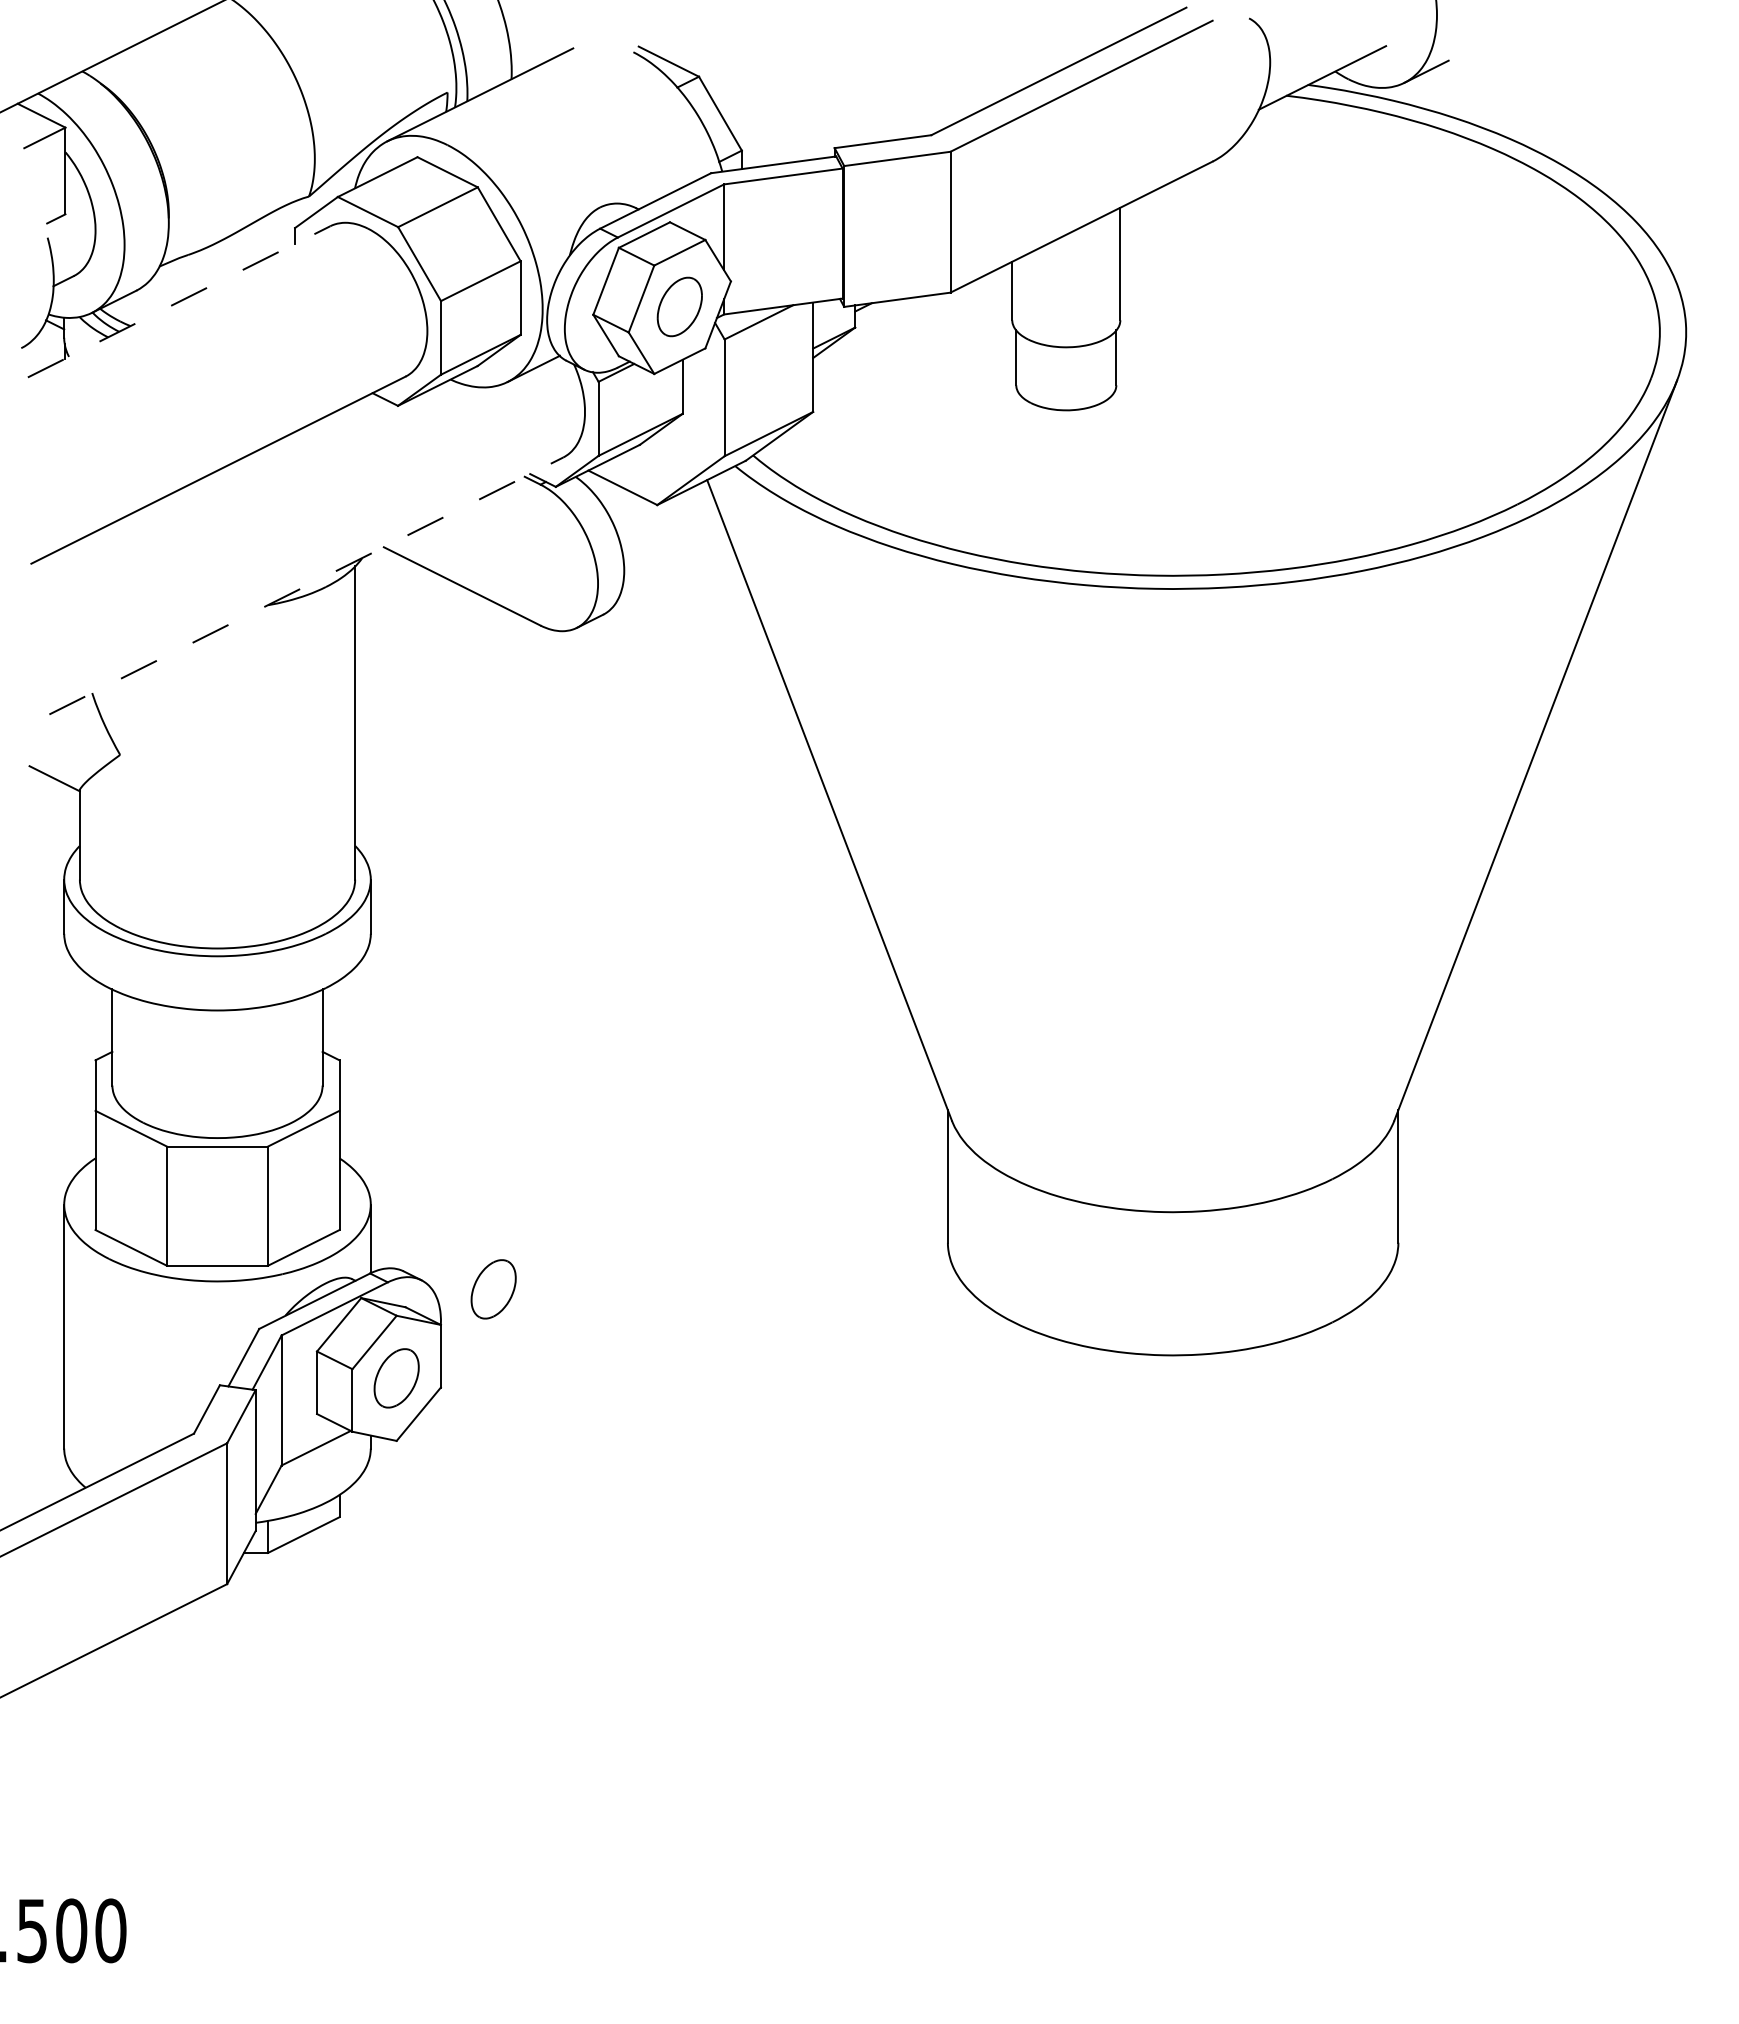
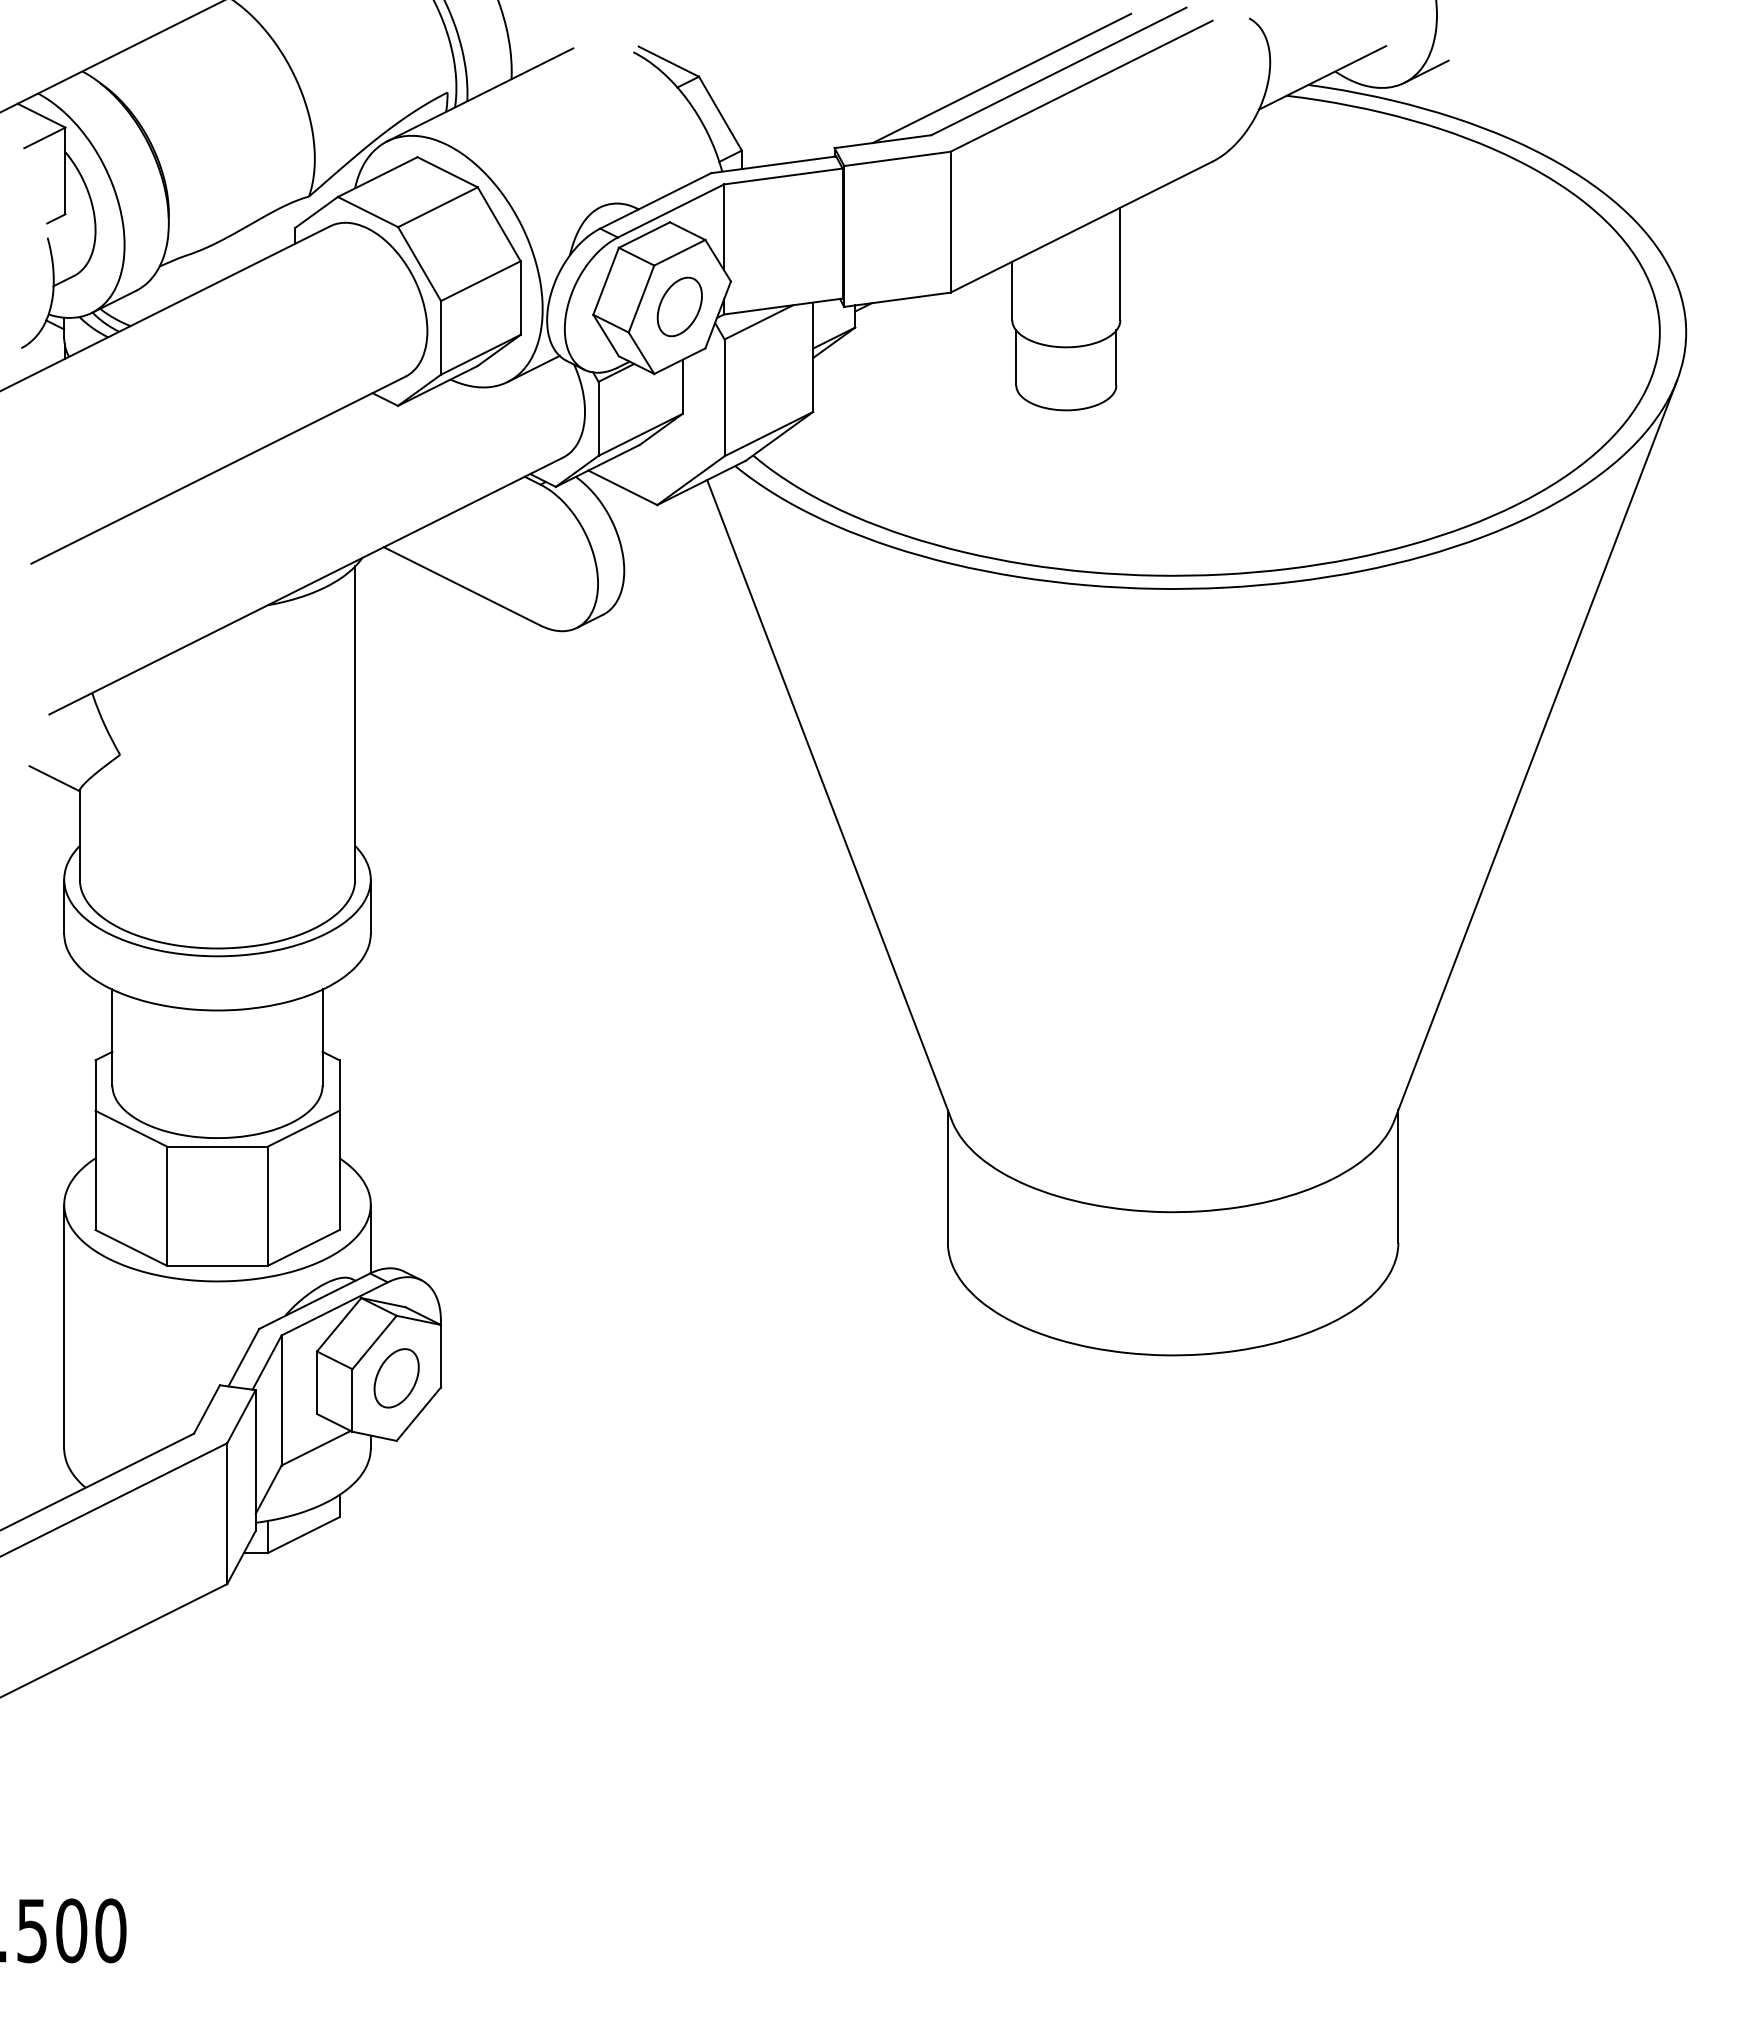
line: none -> present (1001, 78)
line: dashed -> solid (165, 308)
line: dashed -> solid (306, 585)
part: present -> none (493, 1289)
